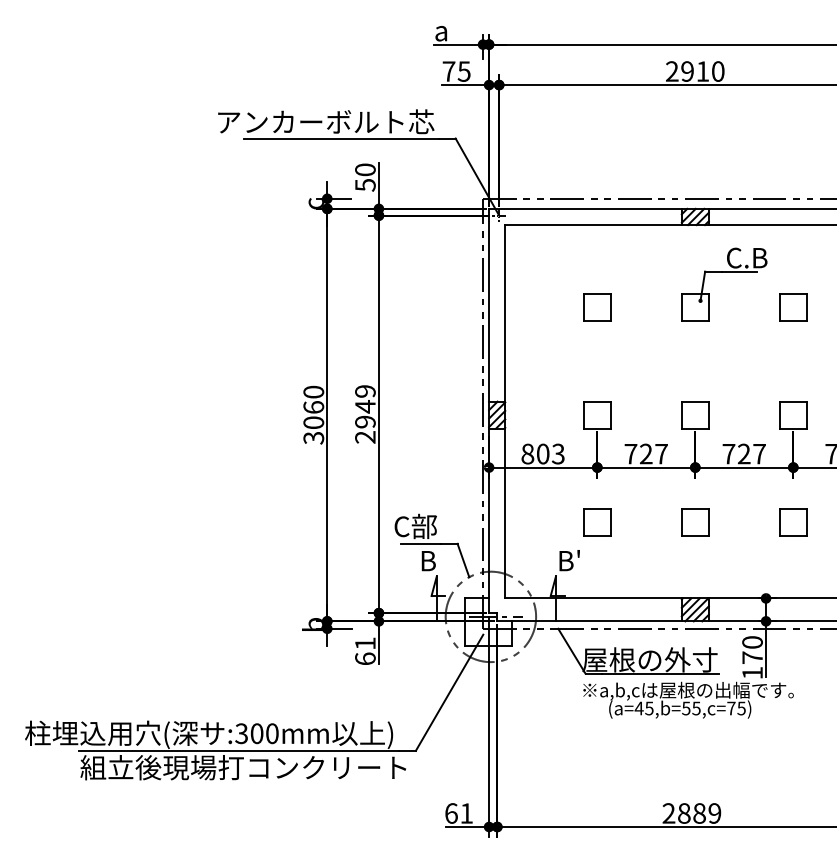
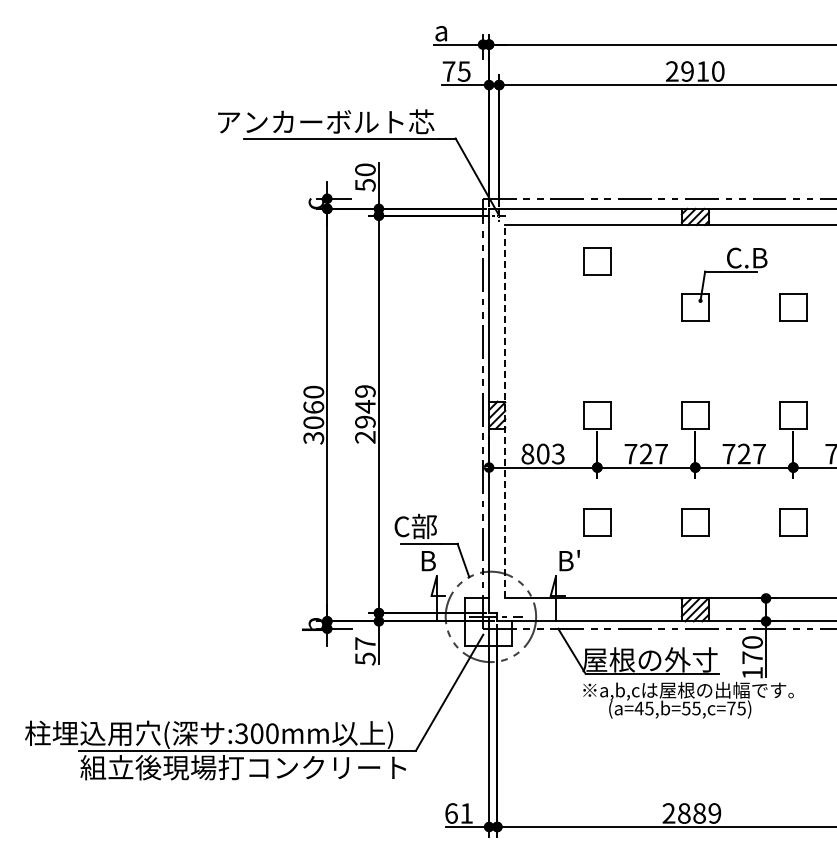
part position: (597, 307) -> (597, 261) (597, 261)
line: solid -> dashed (505, 411)
text: 61 -> 57 (365, 651)
